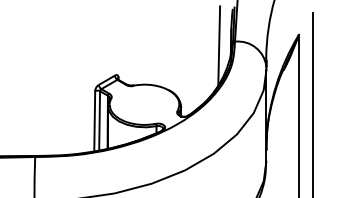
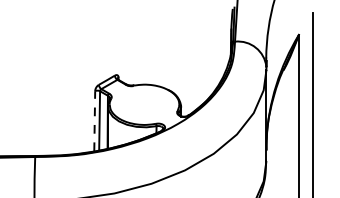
line: present -> none (219, 45)
line: solid -> dashed (94, 121)
